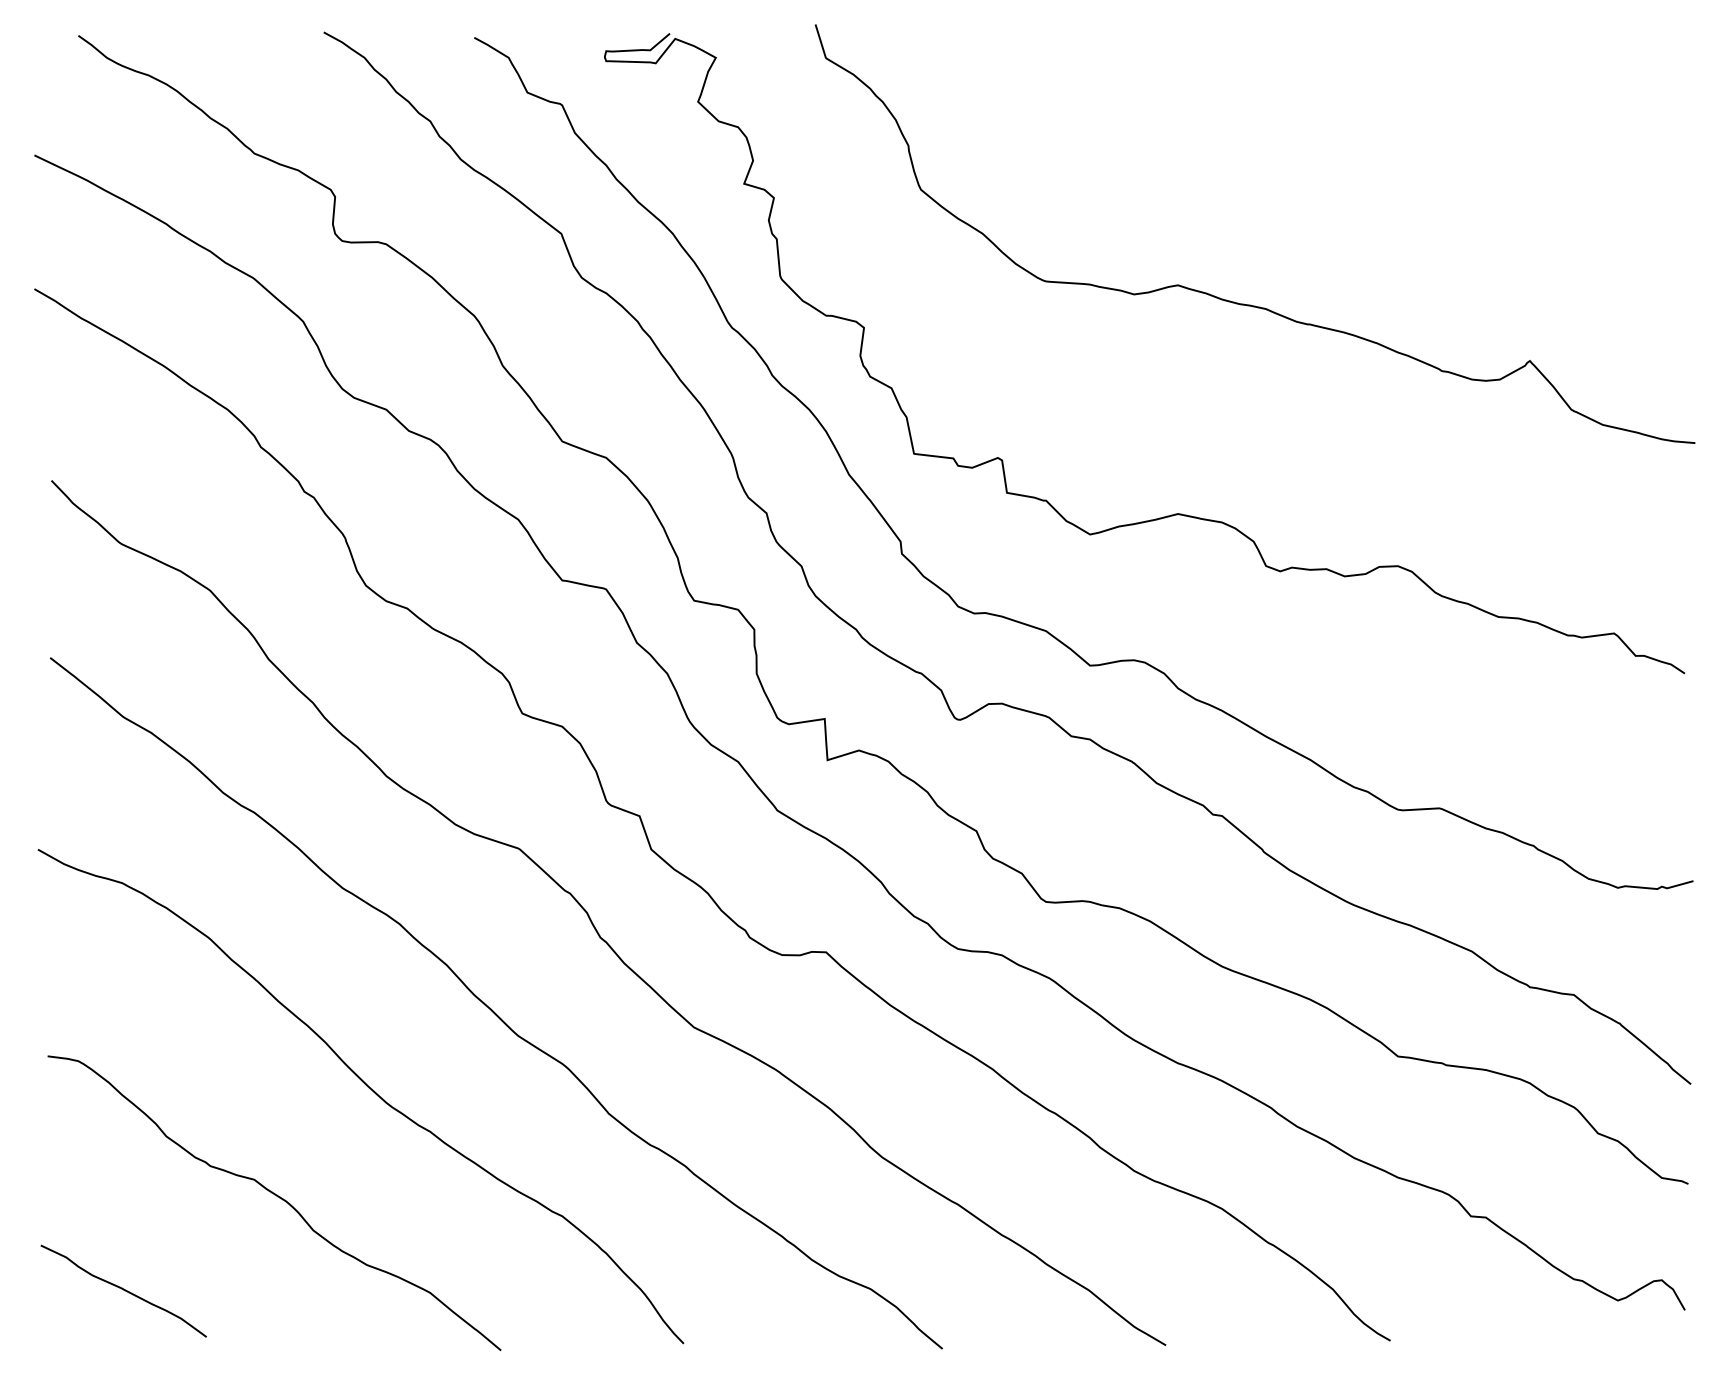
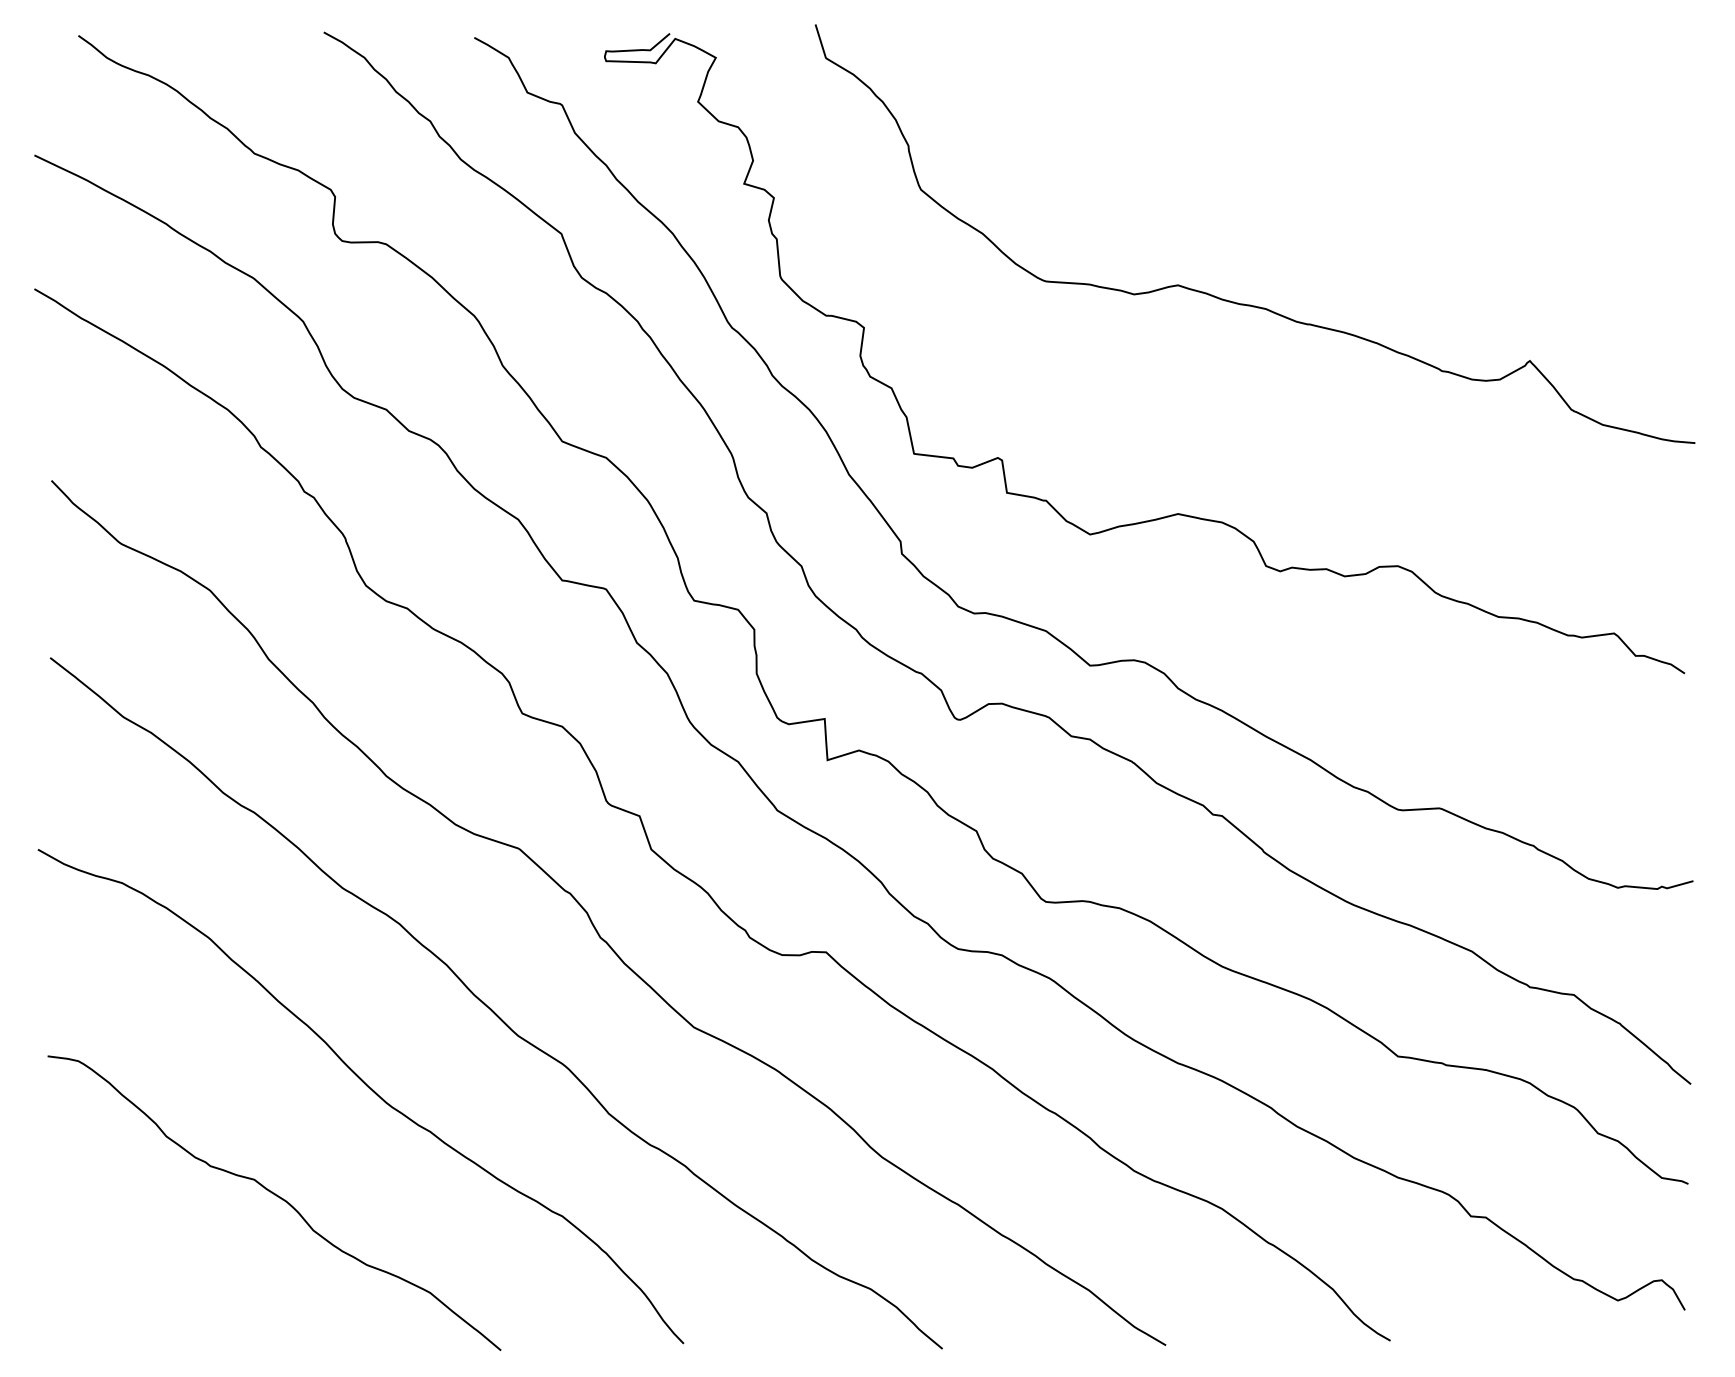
curve: present -> none (123, 1290)
